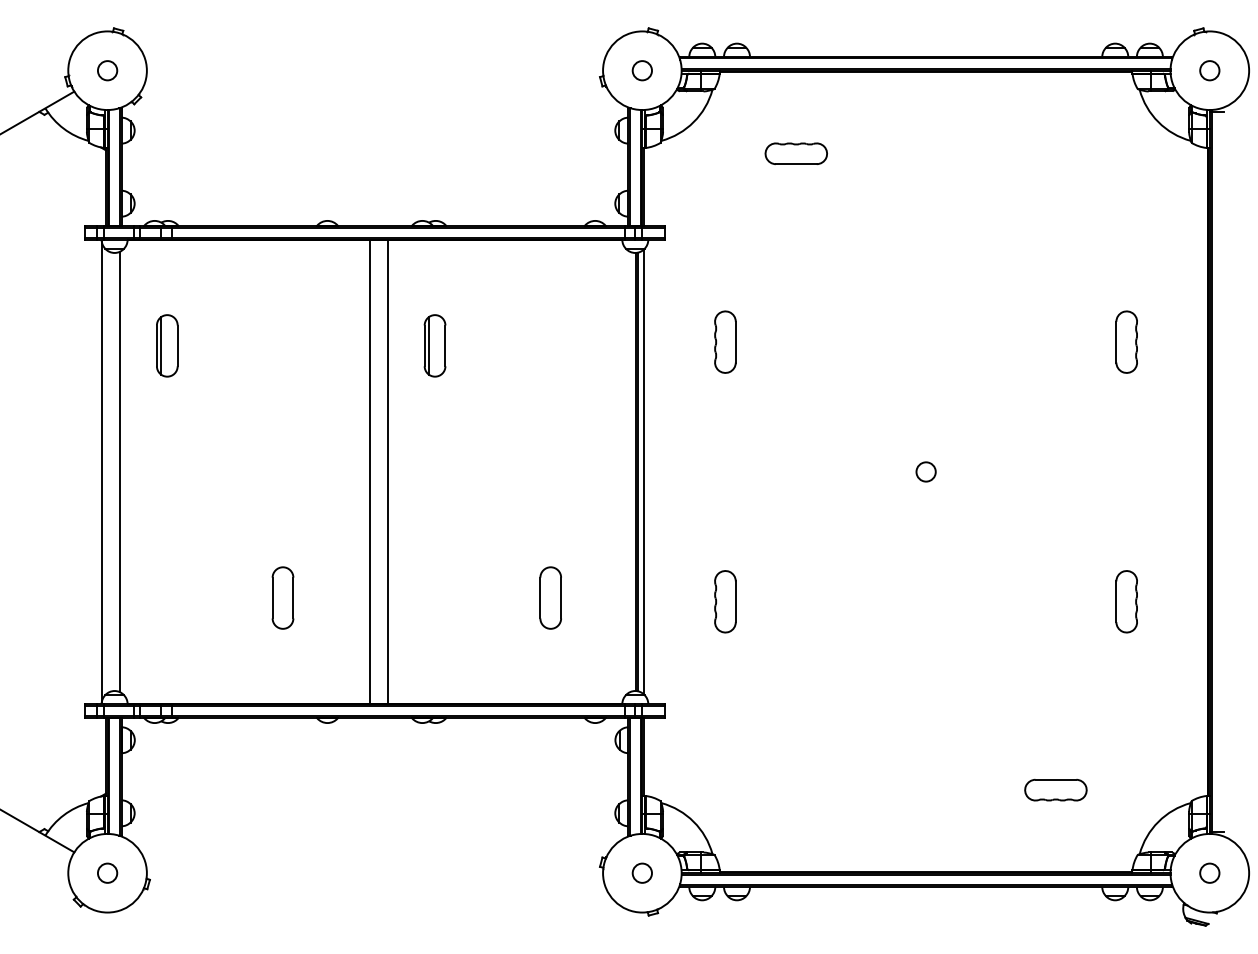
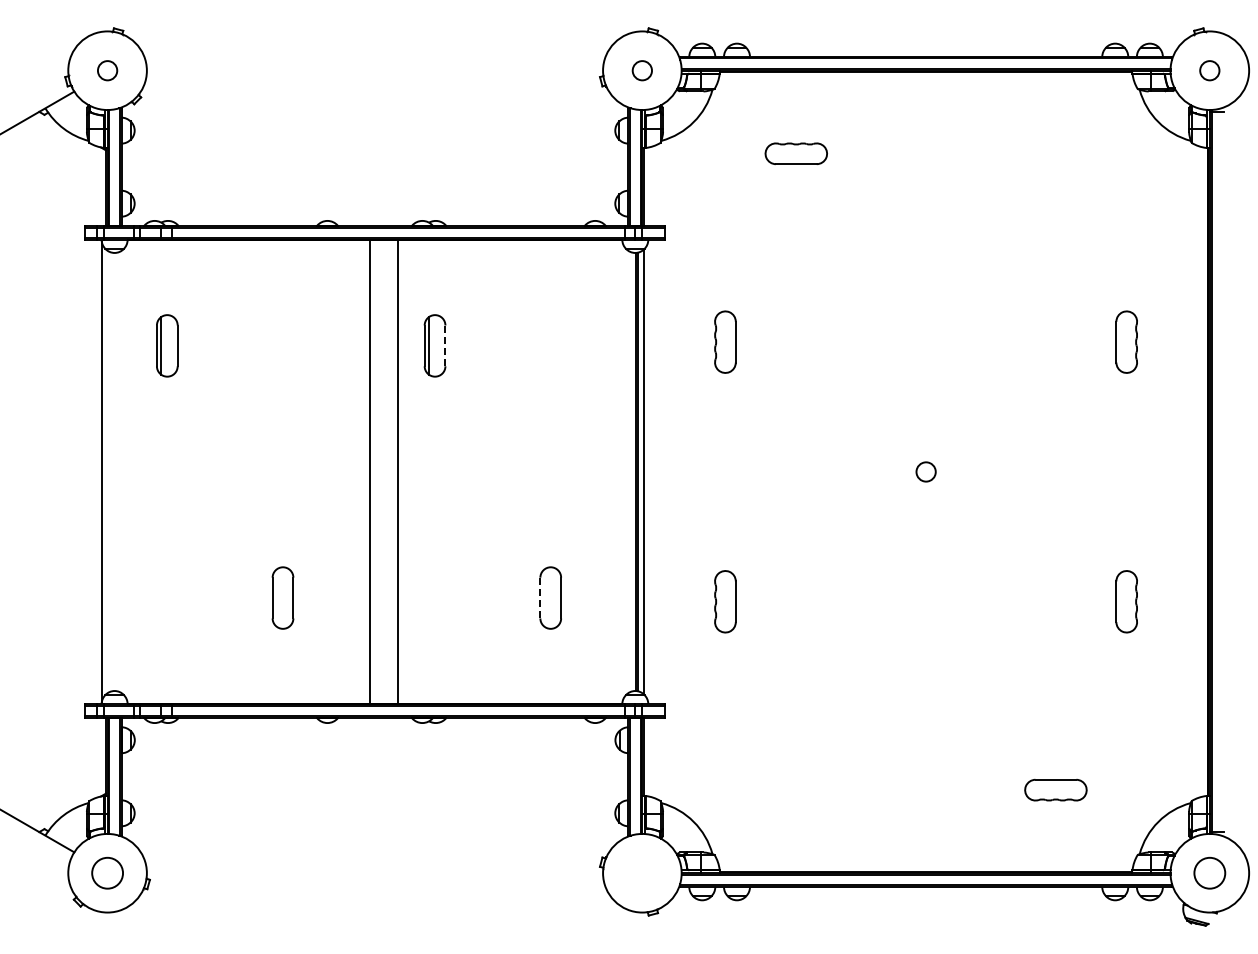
line: solid -> dashed (445, 346)
line: present -> none (120, 471)
line position: (388, 471) -> (398, 471) (398, 471)
line: solid -> dashed (540, 597)
circle diameter: 19 px -> 31 px (107, 872)
circle: present -> none (641, 872)
circle diameter: 19 px -> 31 px (1209, 872)
